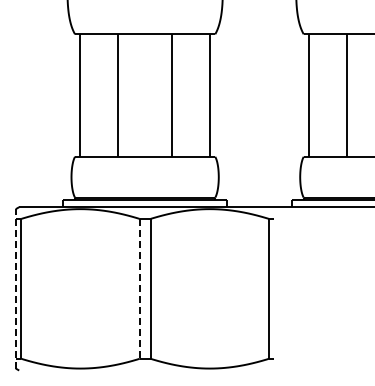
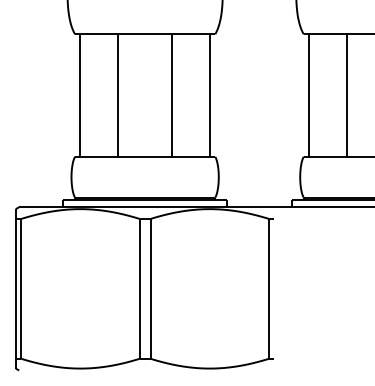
line: dashed -> solid (15, 288)
line: dashed -> solid (139, 288)
